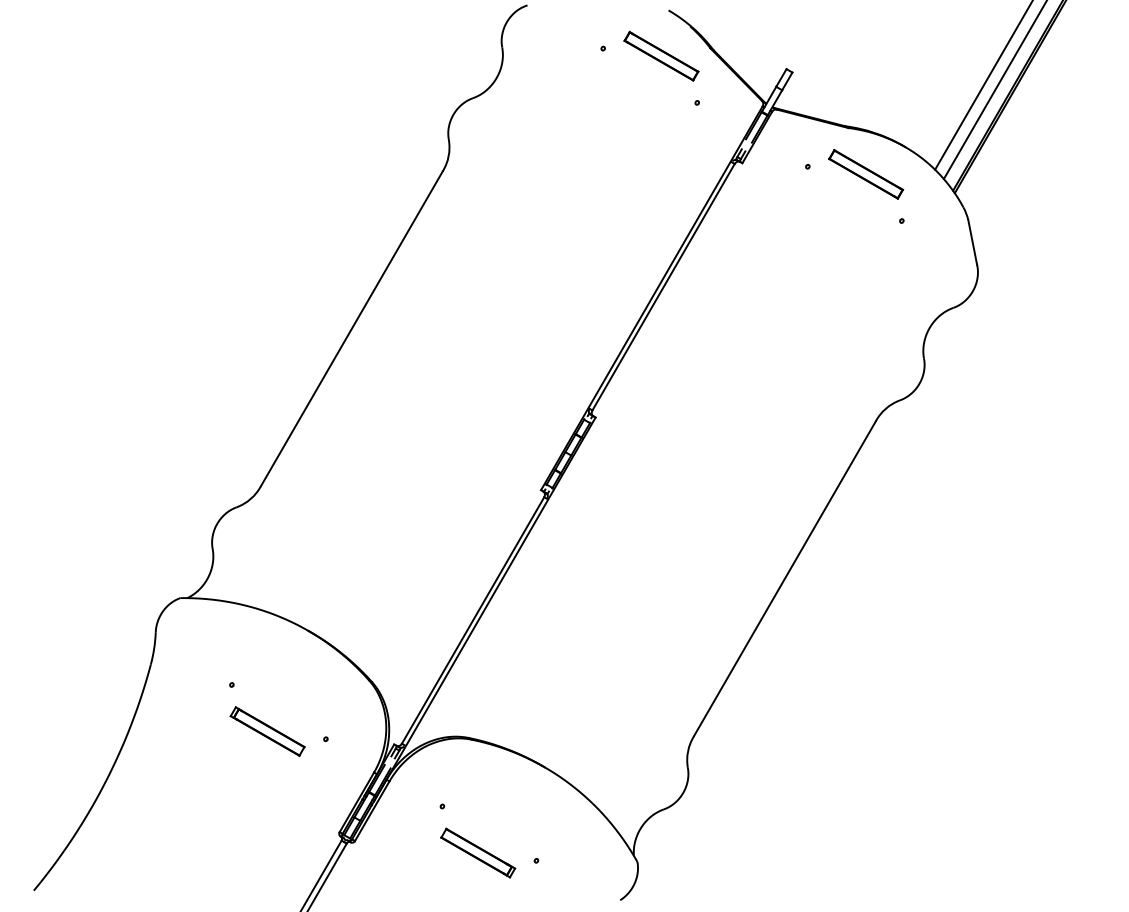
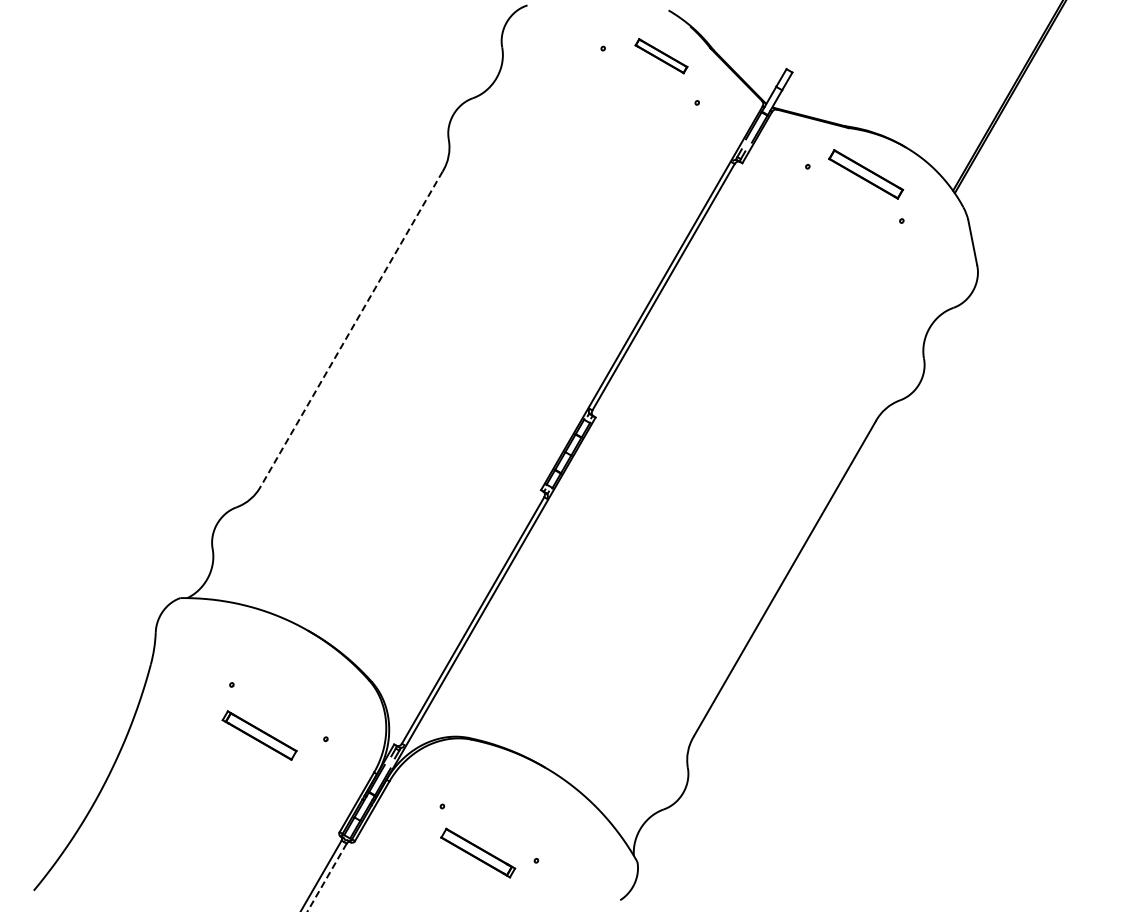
part size: 77x52 px -> 55x37 px (661, 56)
line: present -> none (983, 85)
line: present -> none (994, 90)
line: solid -> dashed (351, 328)
part position: (267, 731) -> (259, 735) (259, 735)
line: solid -> dashed (326, 878)
